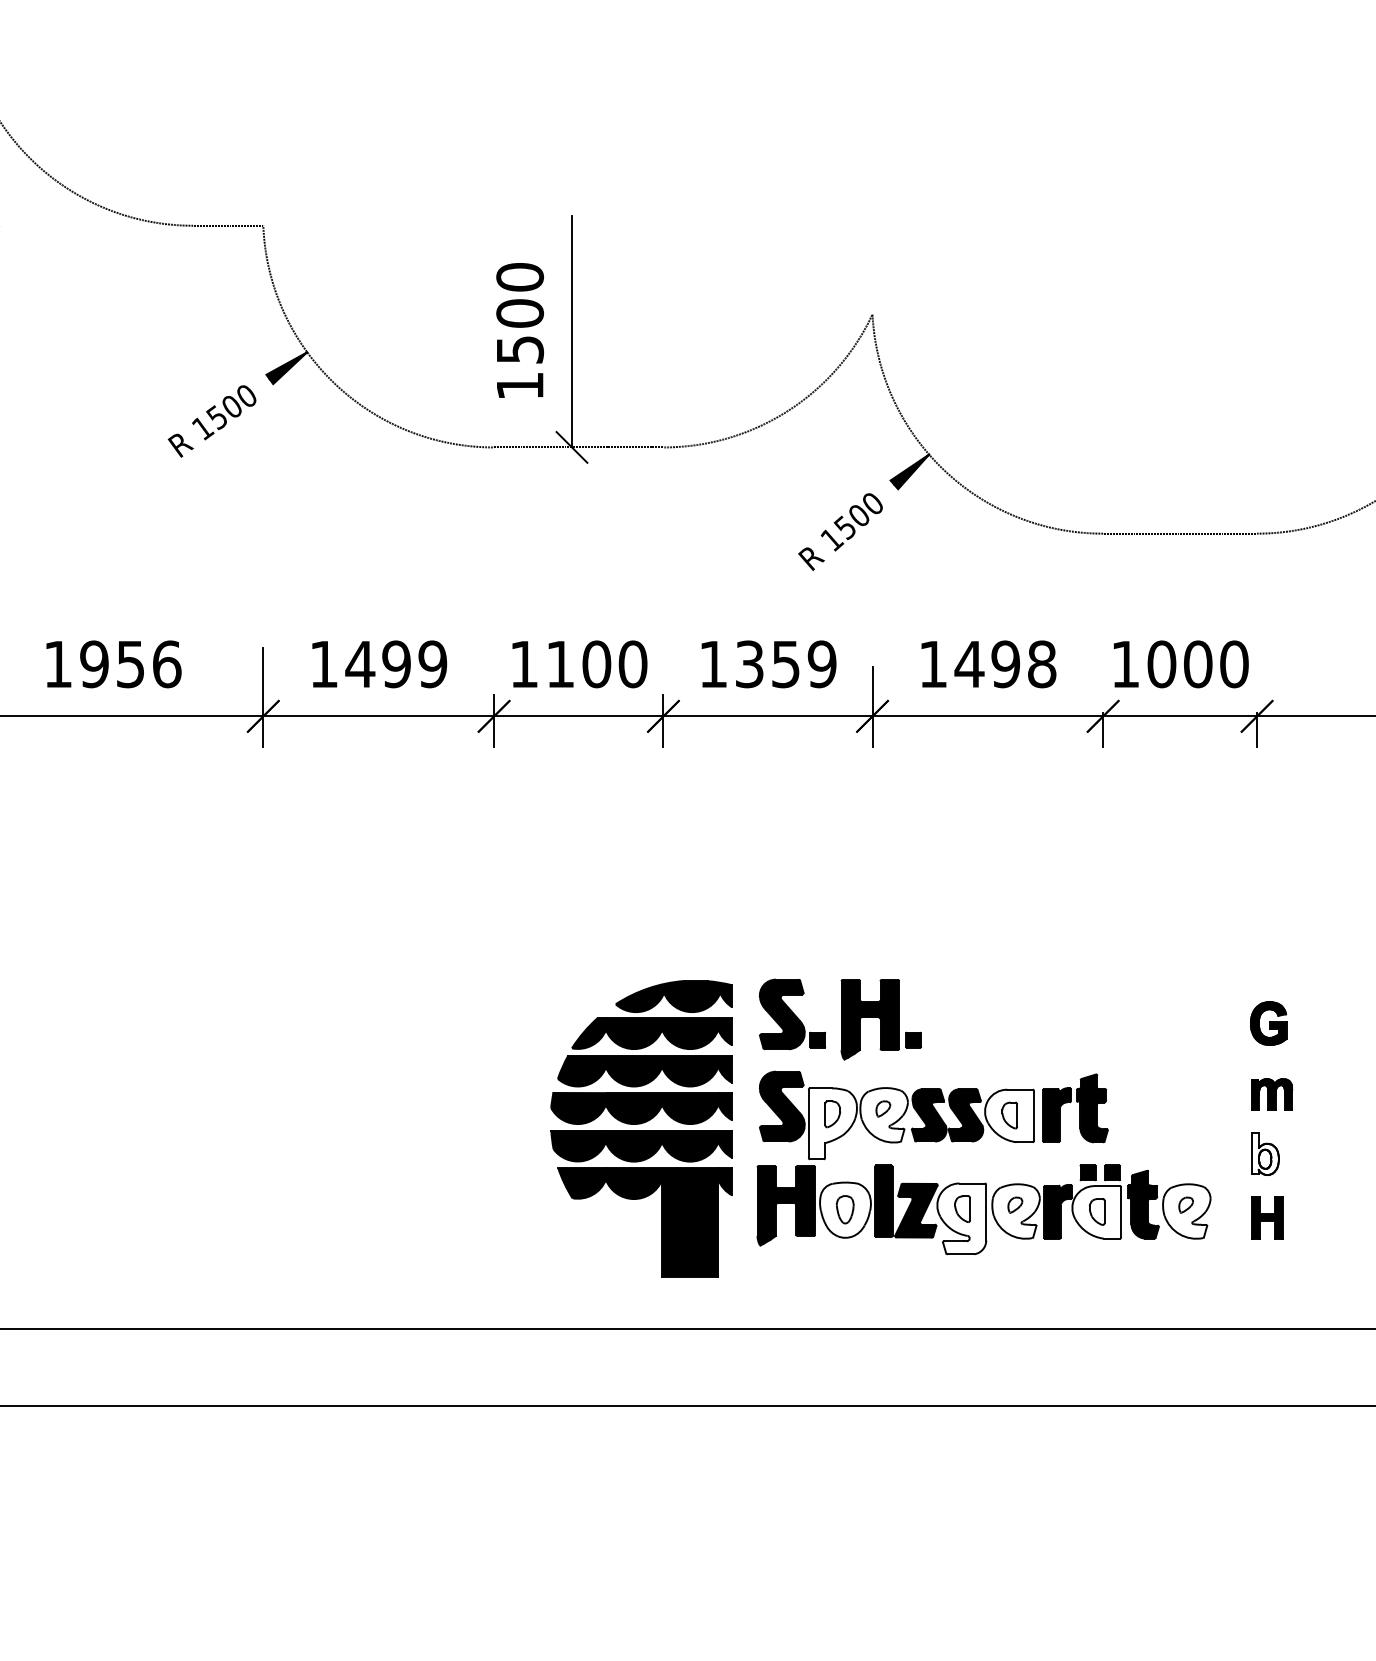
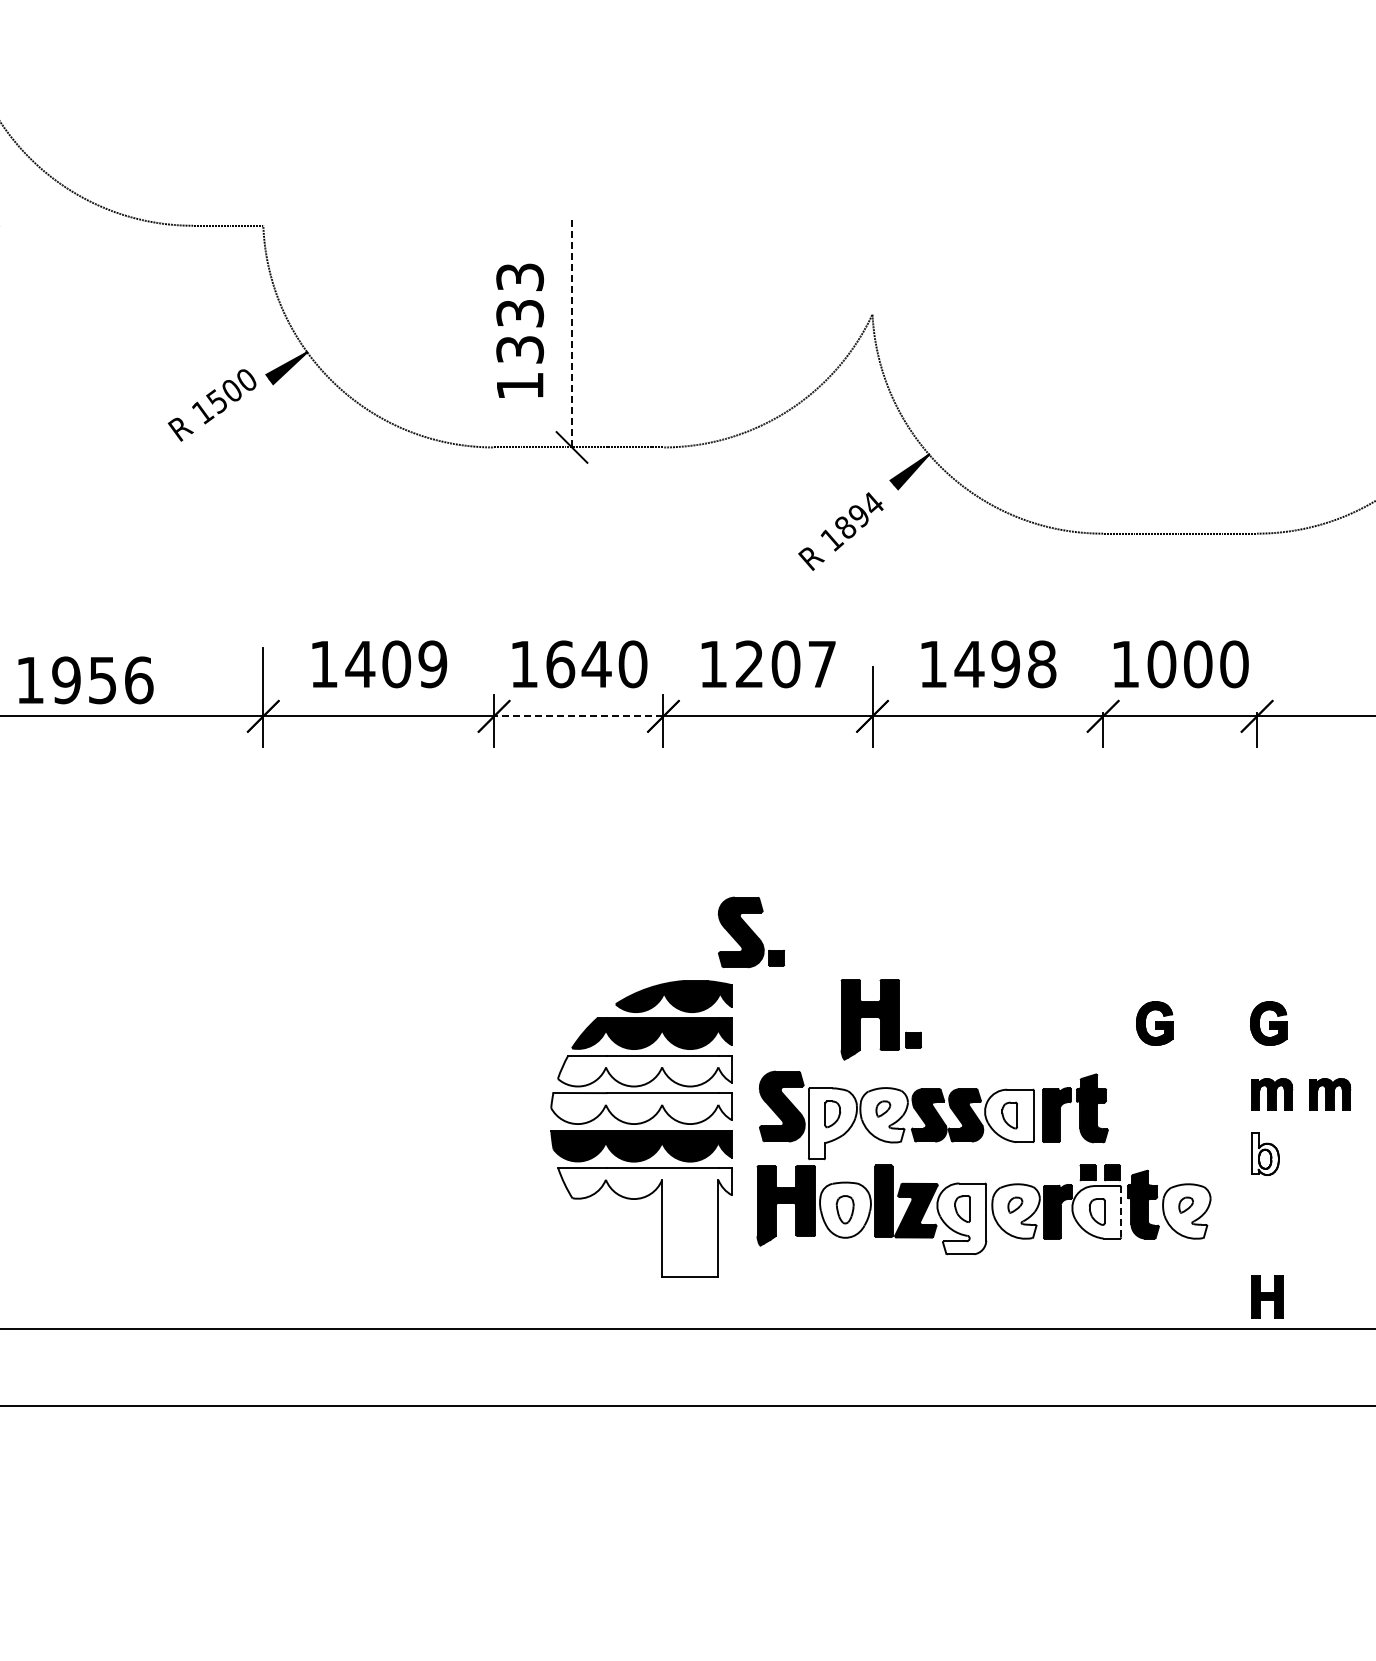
text: 1500 -> 1333 (520, 313)
line: solid -> dashed (572, 331)
text position: (211, 421) -> (211, 405) (211, 405)
text: 1500 -> 1894 (858, 516)
text position: (113, 664) -> (85, 680) (85, 680)
text: 1499 -> 1409 (396, 664)
text: 1100 -> 1640 (578, 664)
text: 1359 -> 1207 (786, 664)
line: solid -> dashed (578, 716)
part position: (792, 1014) -> (751, 932) (751, 932)
part: none -> present (1154, 1023)
fill: present -> none (645, 1070)
part: none -> present (1330, 1094)
fill: present -> none (641, 1108)
line: solid -> dashed (1121, 1211)
part position: (1267, 1217) -> (1267, 1296) (1267, 1296)
fill: present -> none (645, 1222)
